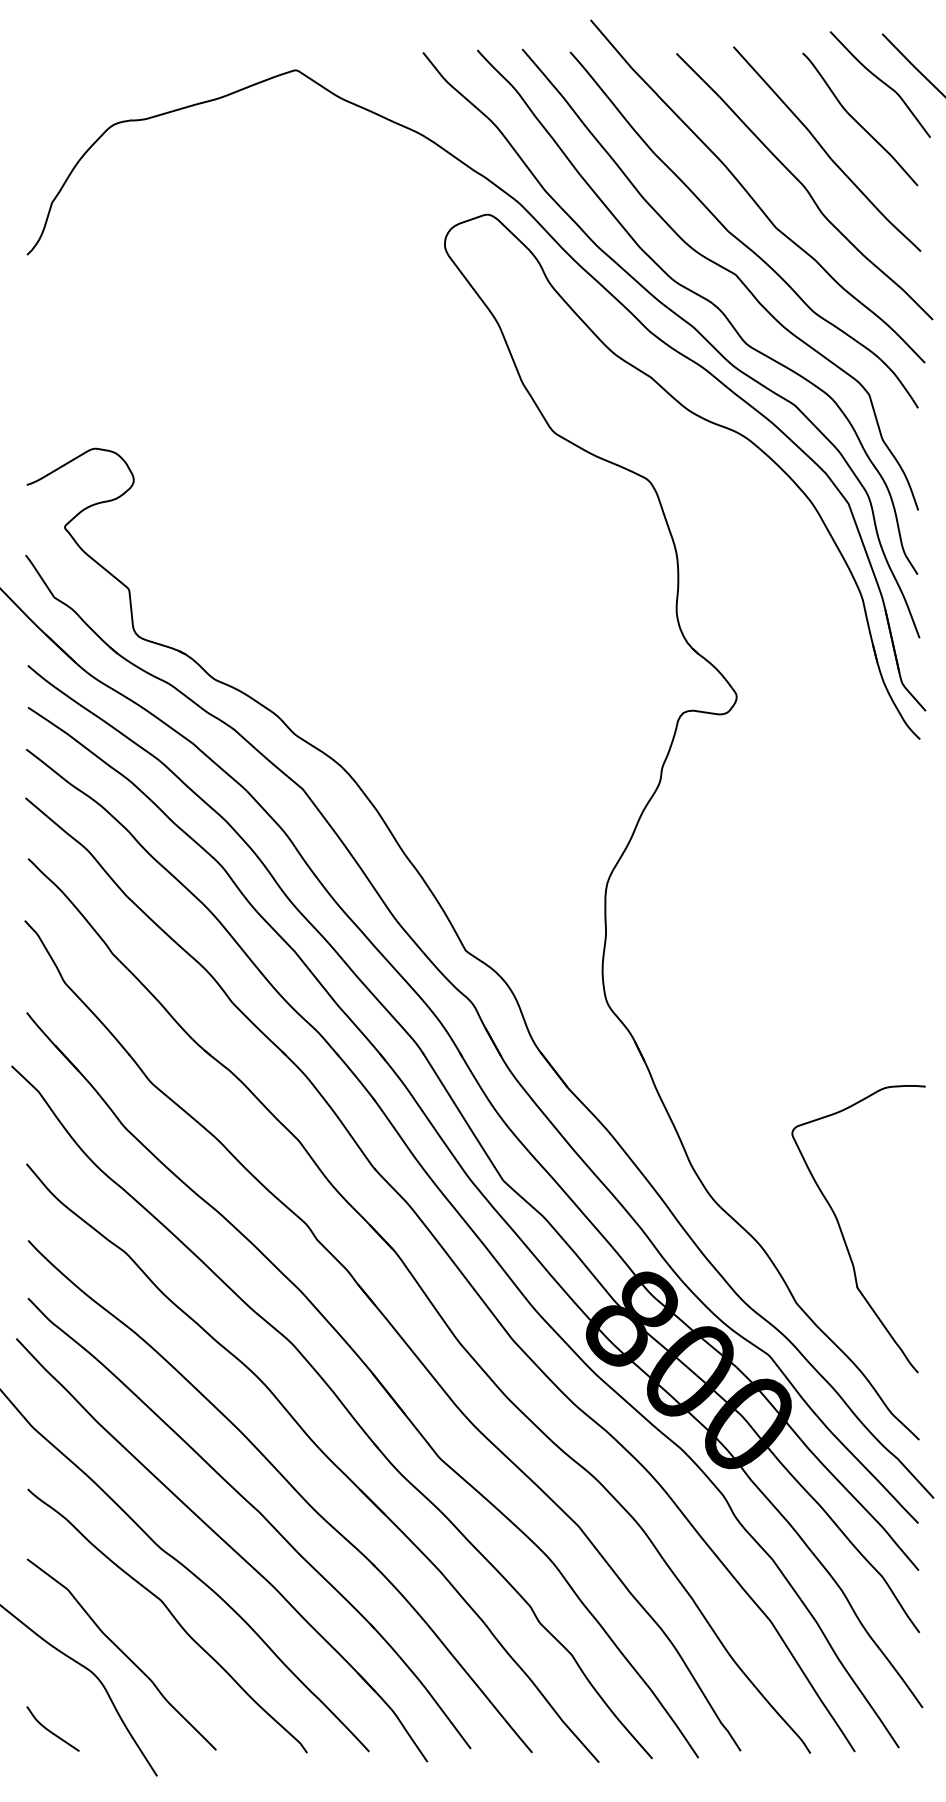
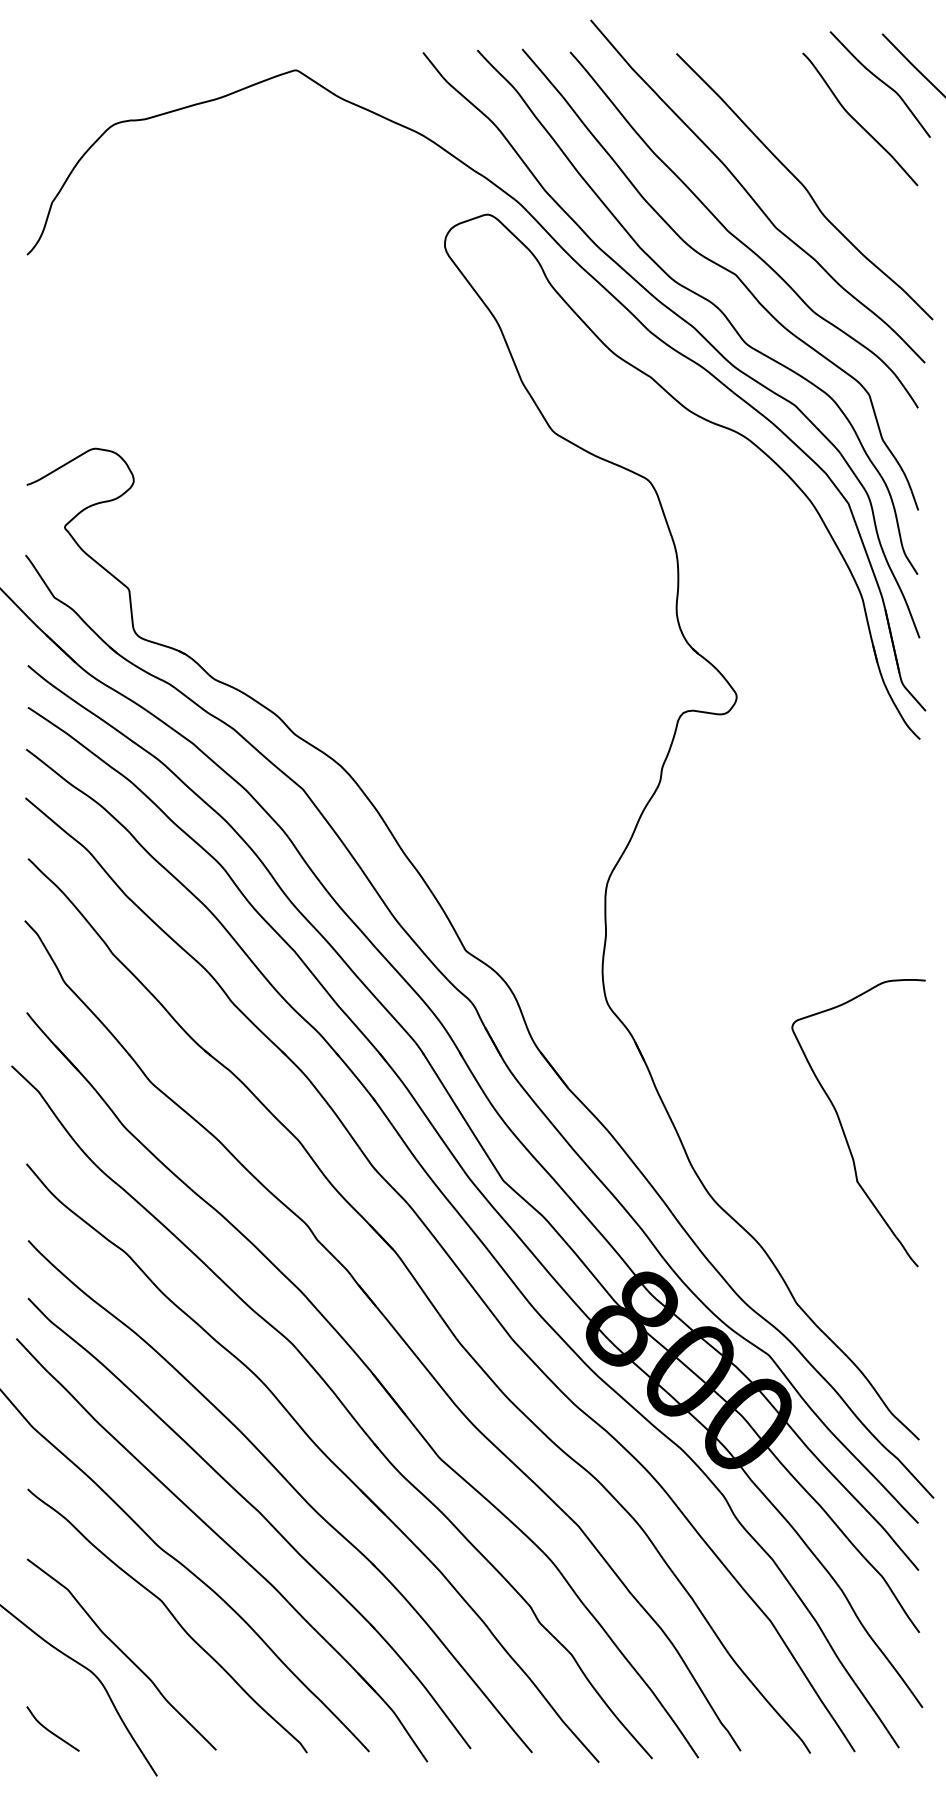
curve: present -> none (825, 150)
curve position: (843, 1234) -> (843, 1128) (843, 1128)
